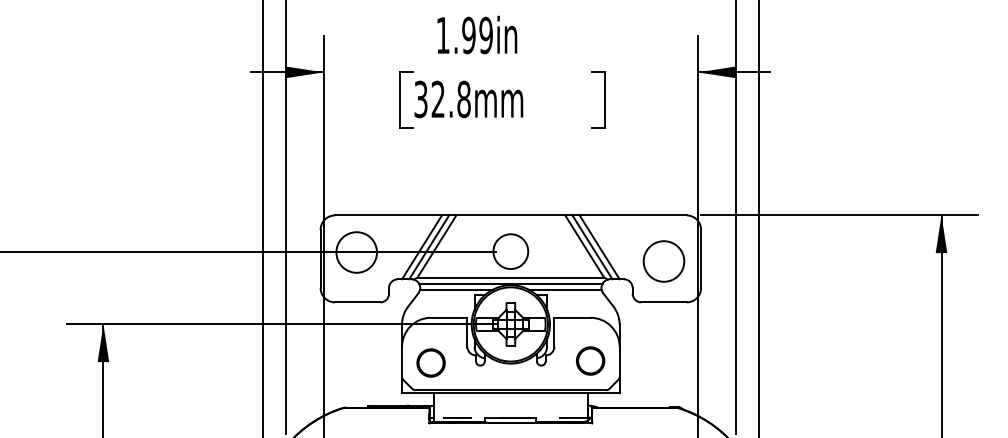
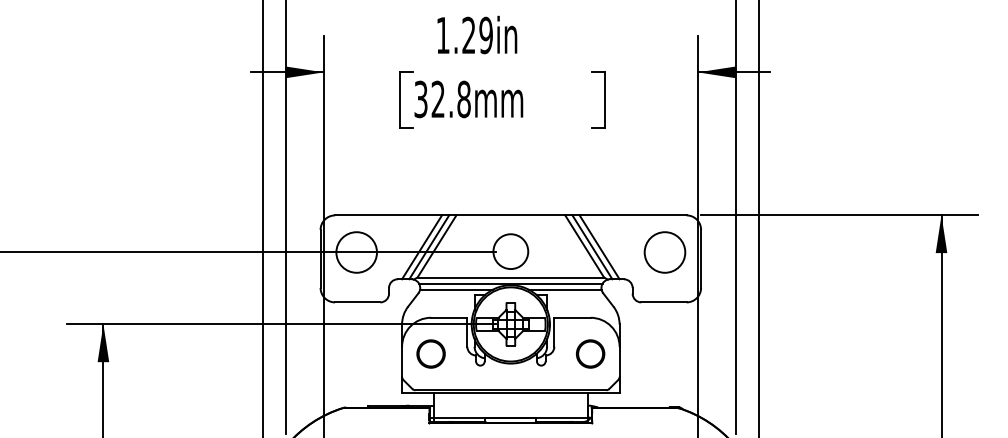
text: 1.99in -> 1.29in (468, 35)
circle position: (663, 261) -> (664, 252) (664, 252)
part position: (590, 360) -> (590, 353) (590, 353)
circle position: (430, 362) -> (430, 353) (430, 353)
line: dashed -> solid (510, 417)
